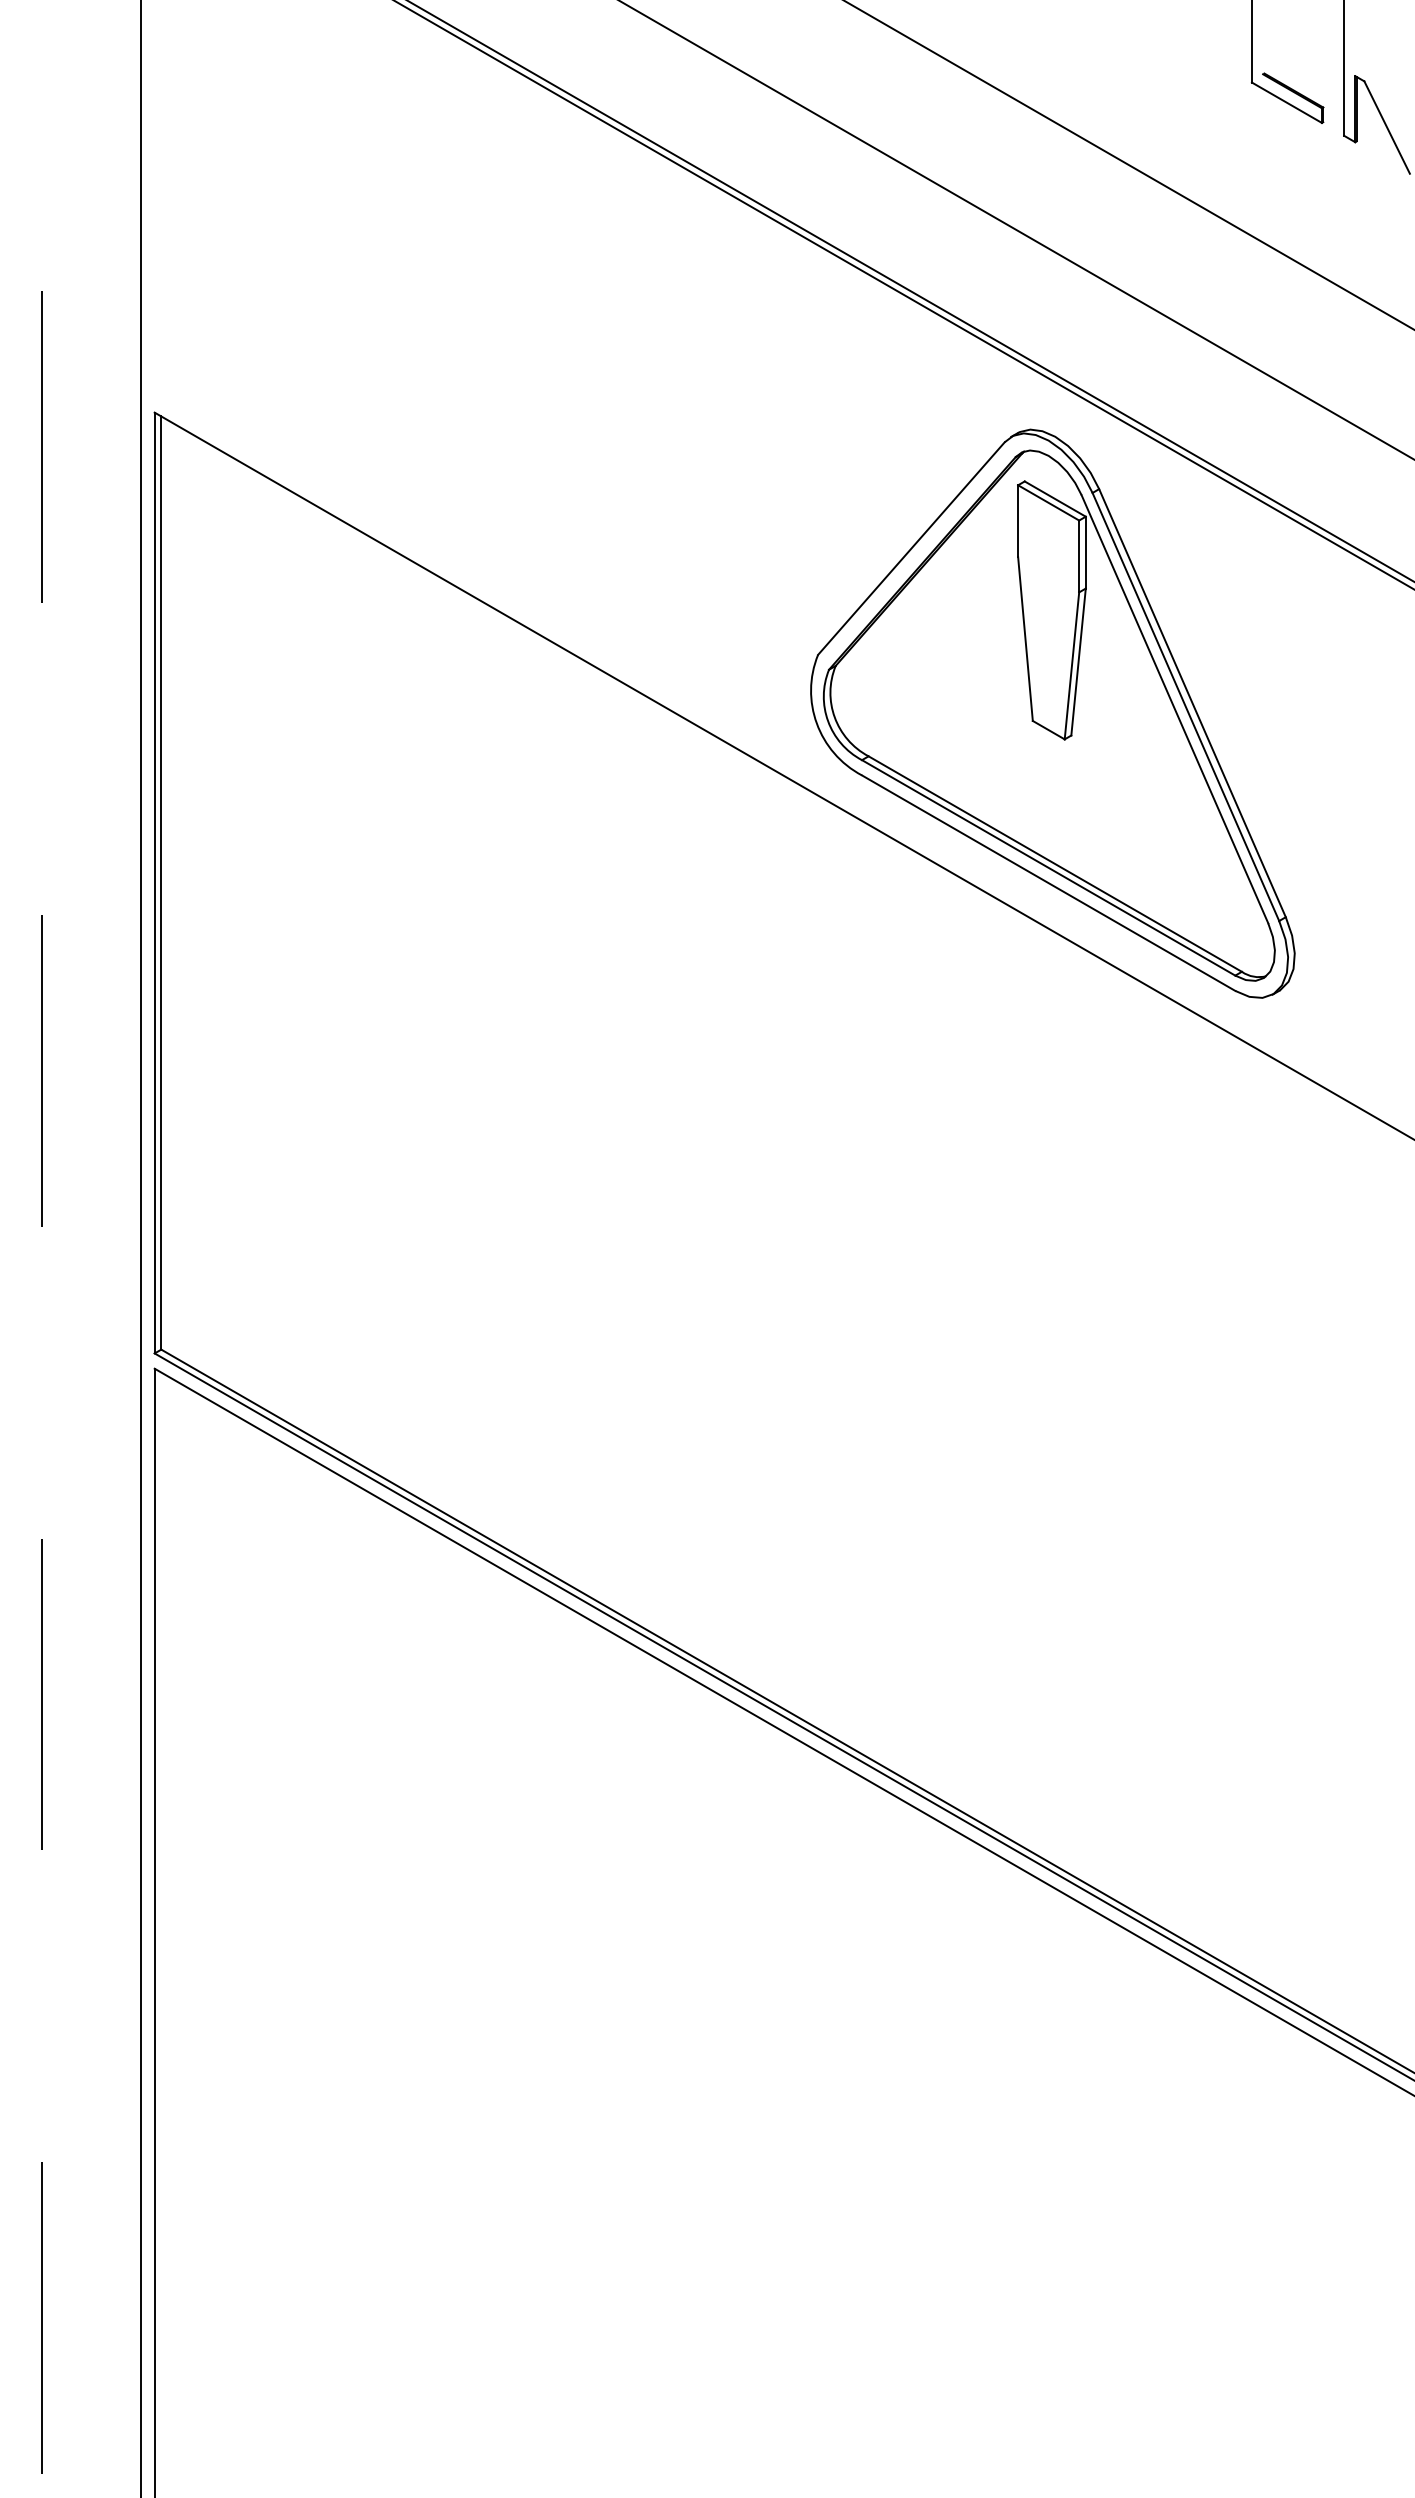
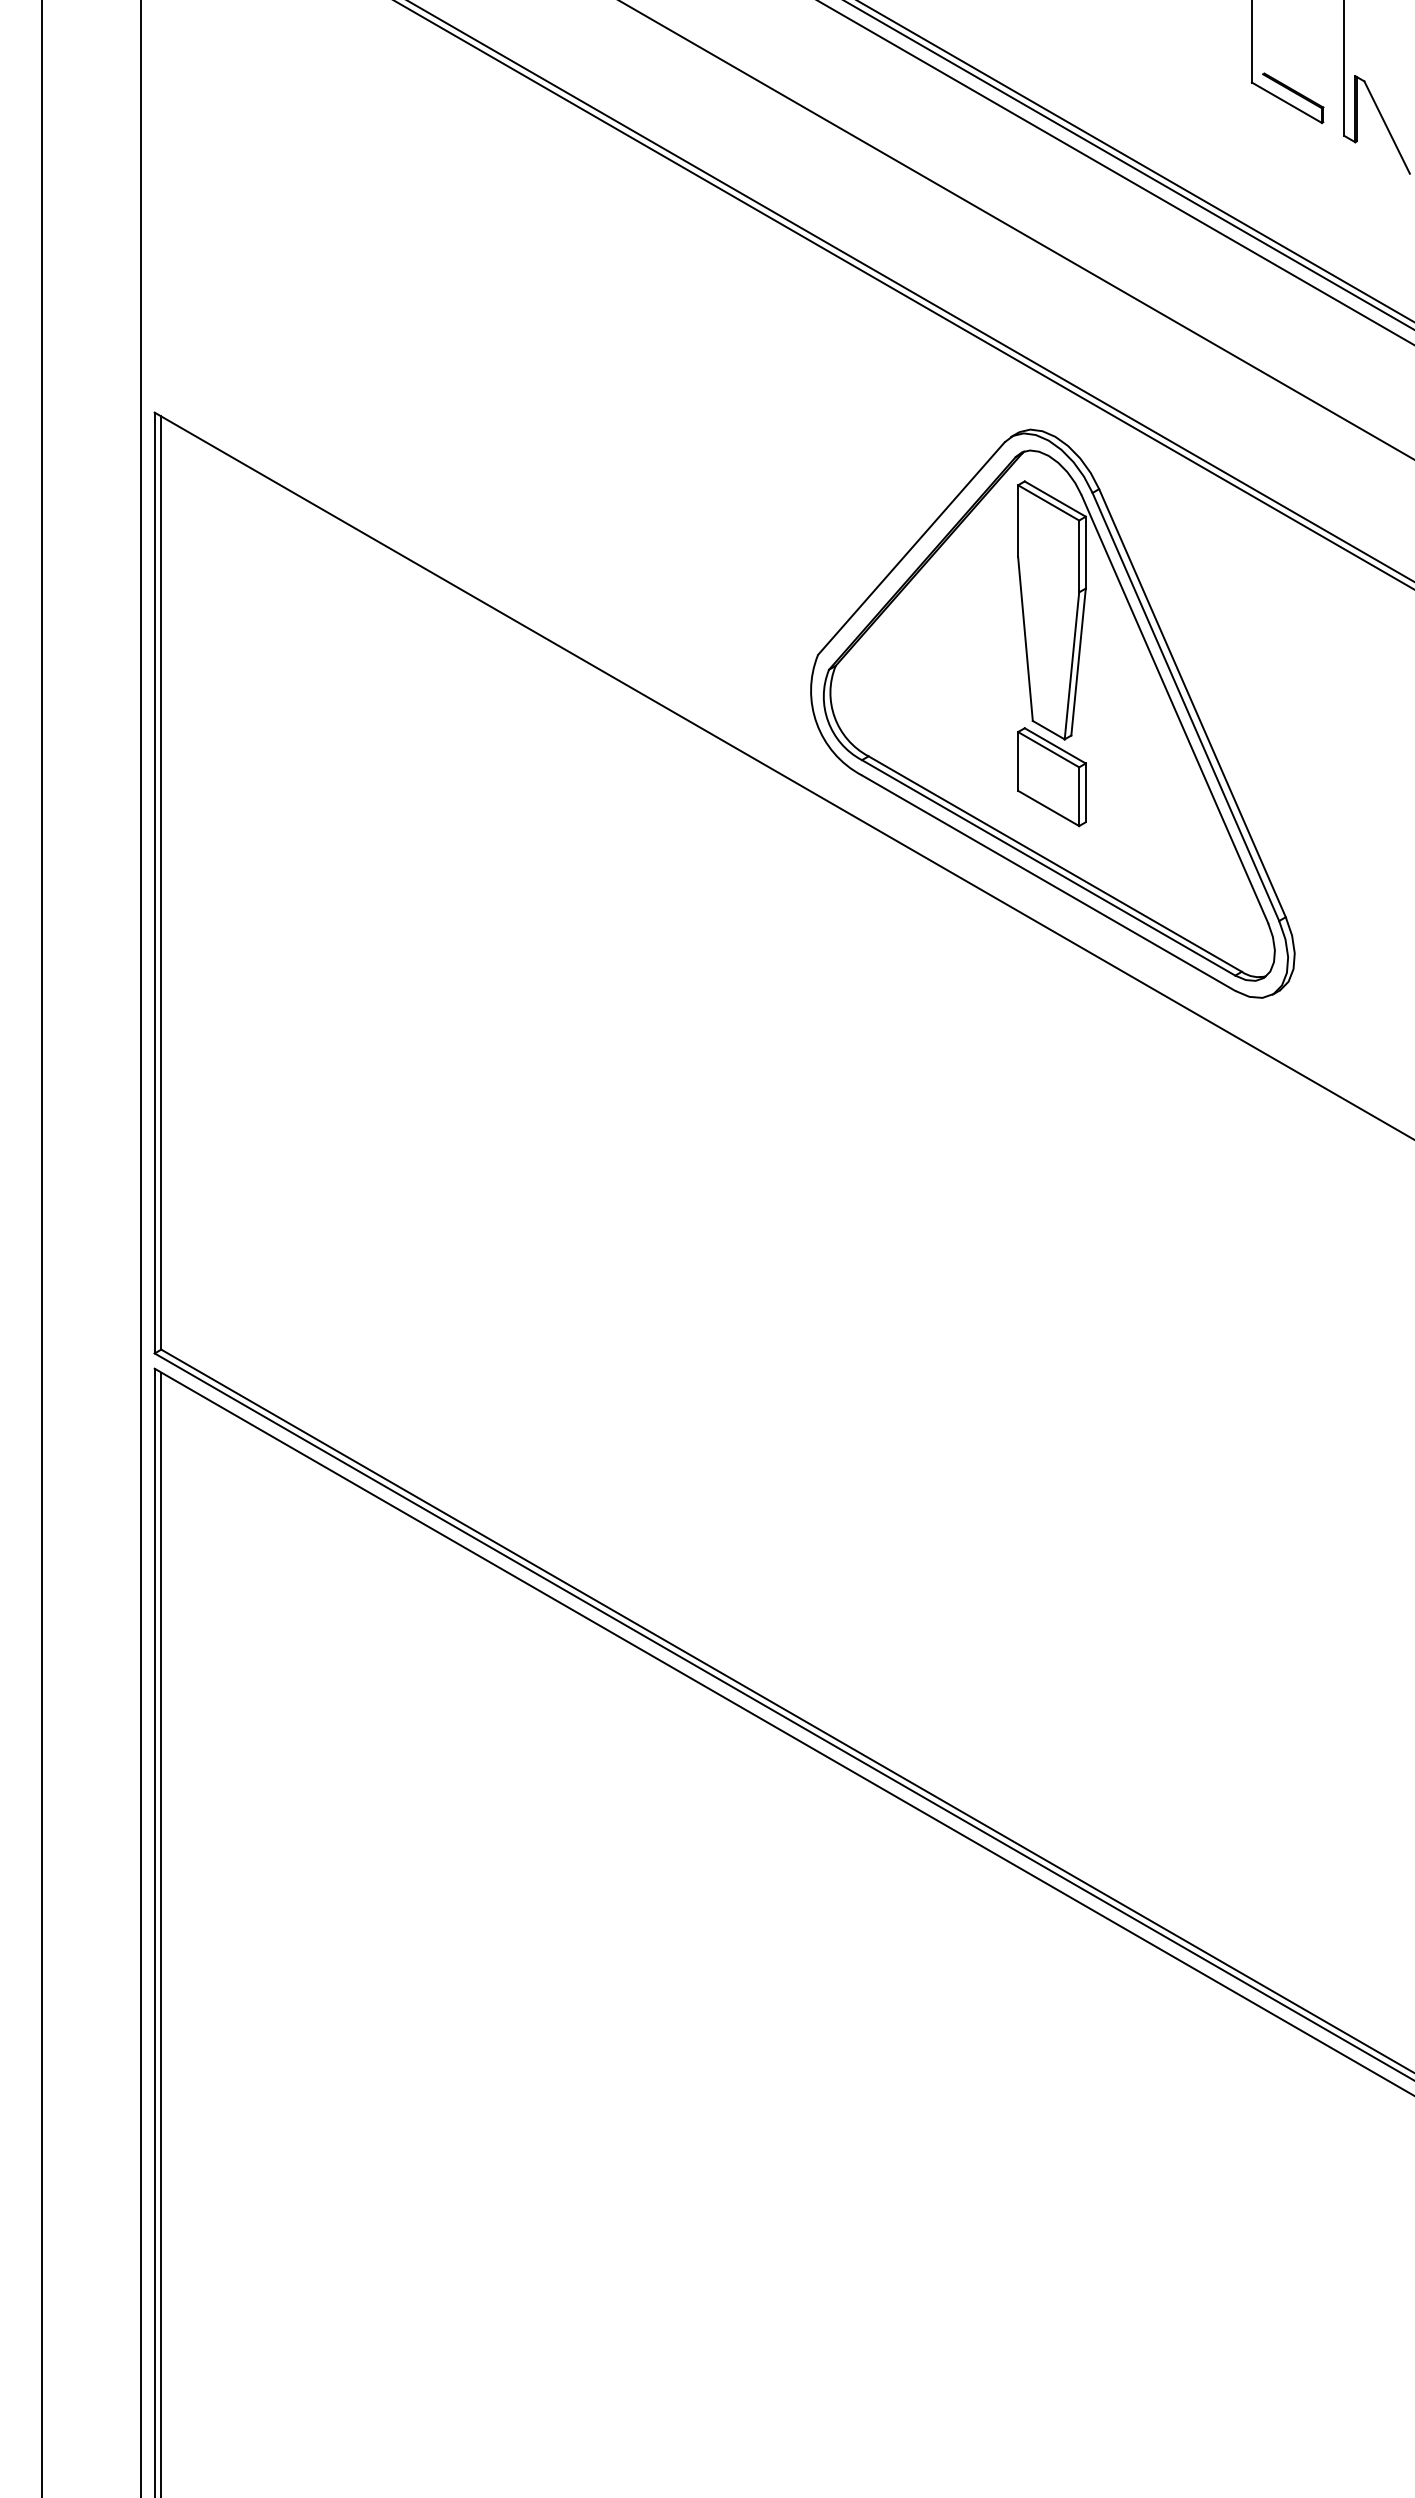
line: none -> present (1135, 161)
line: none -> present (1115, 172)
part: none -> present (1051, 777)
line: dashed -> solid (42, 1249)
line: none -> present (161, 1933)
